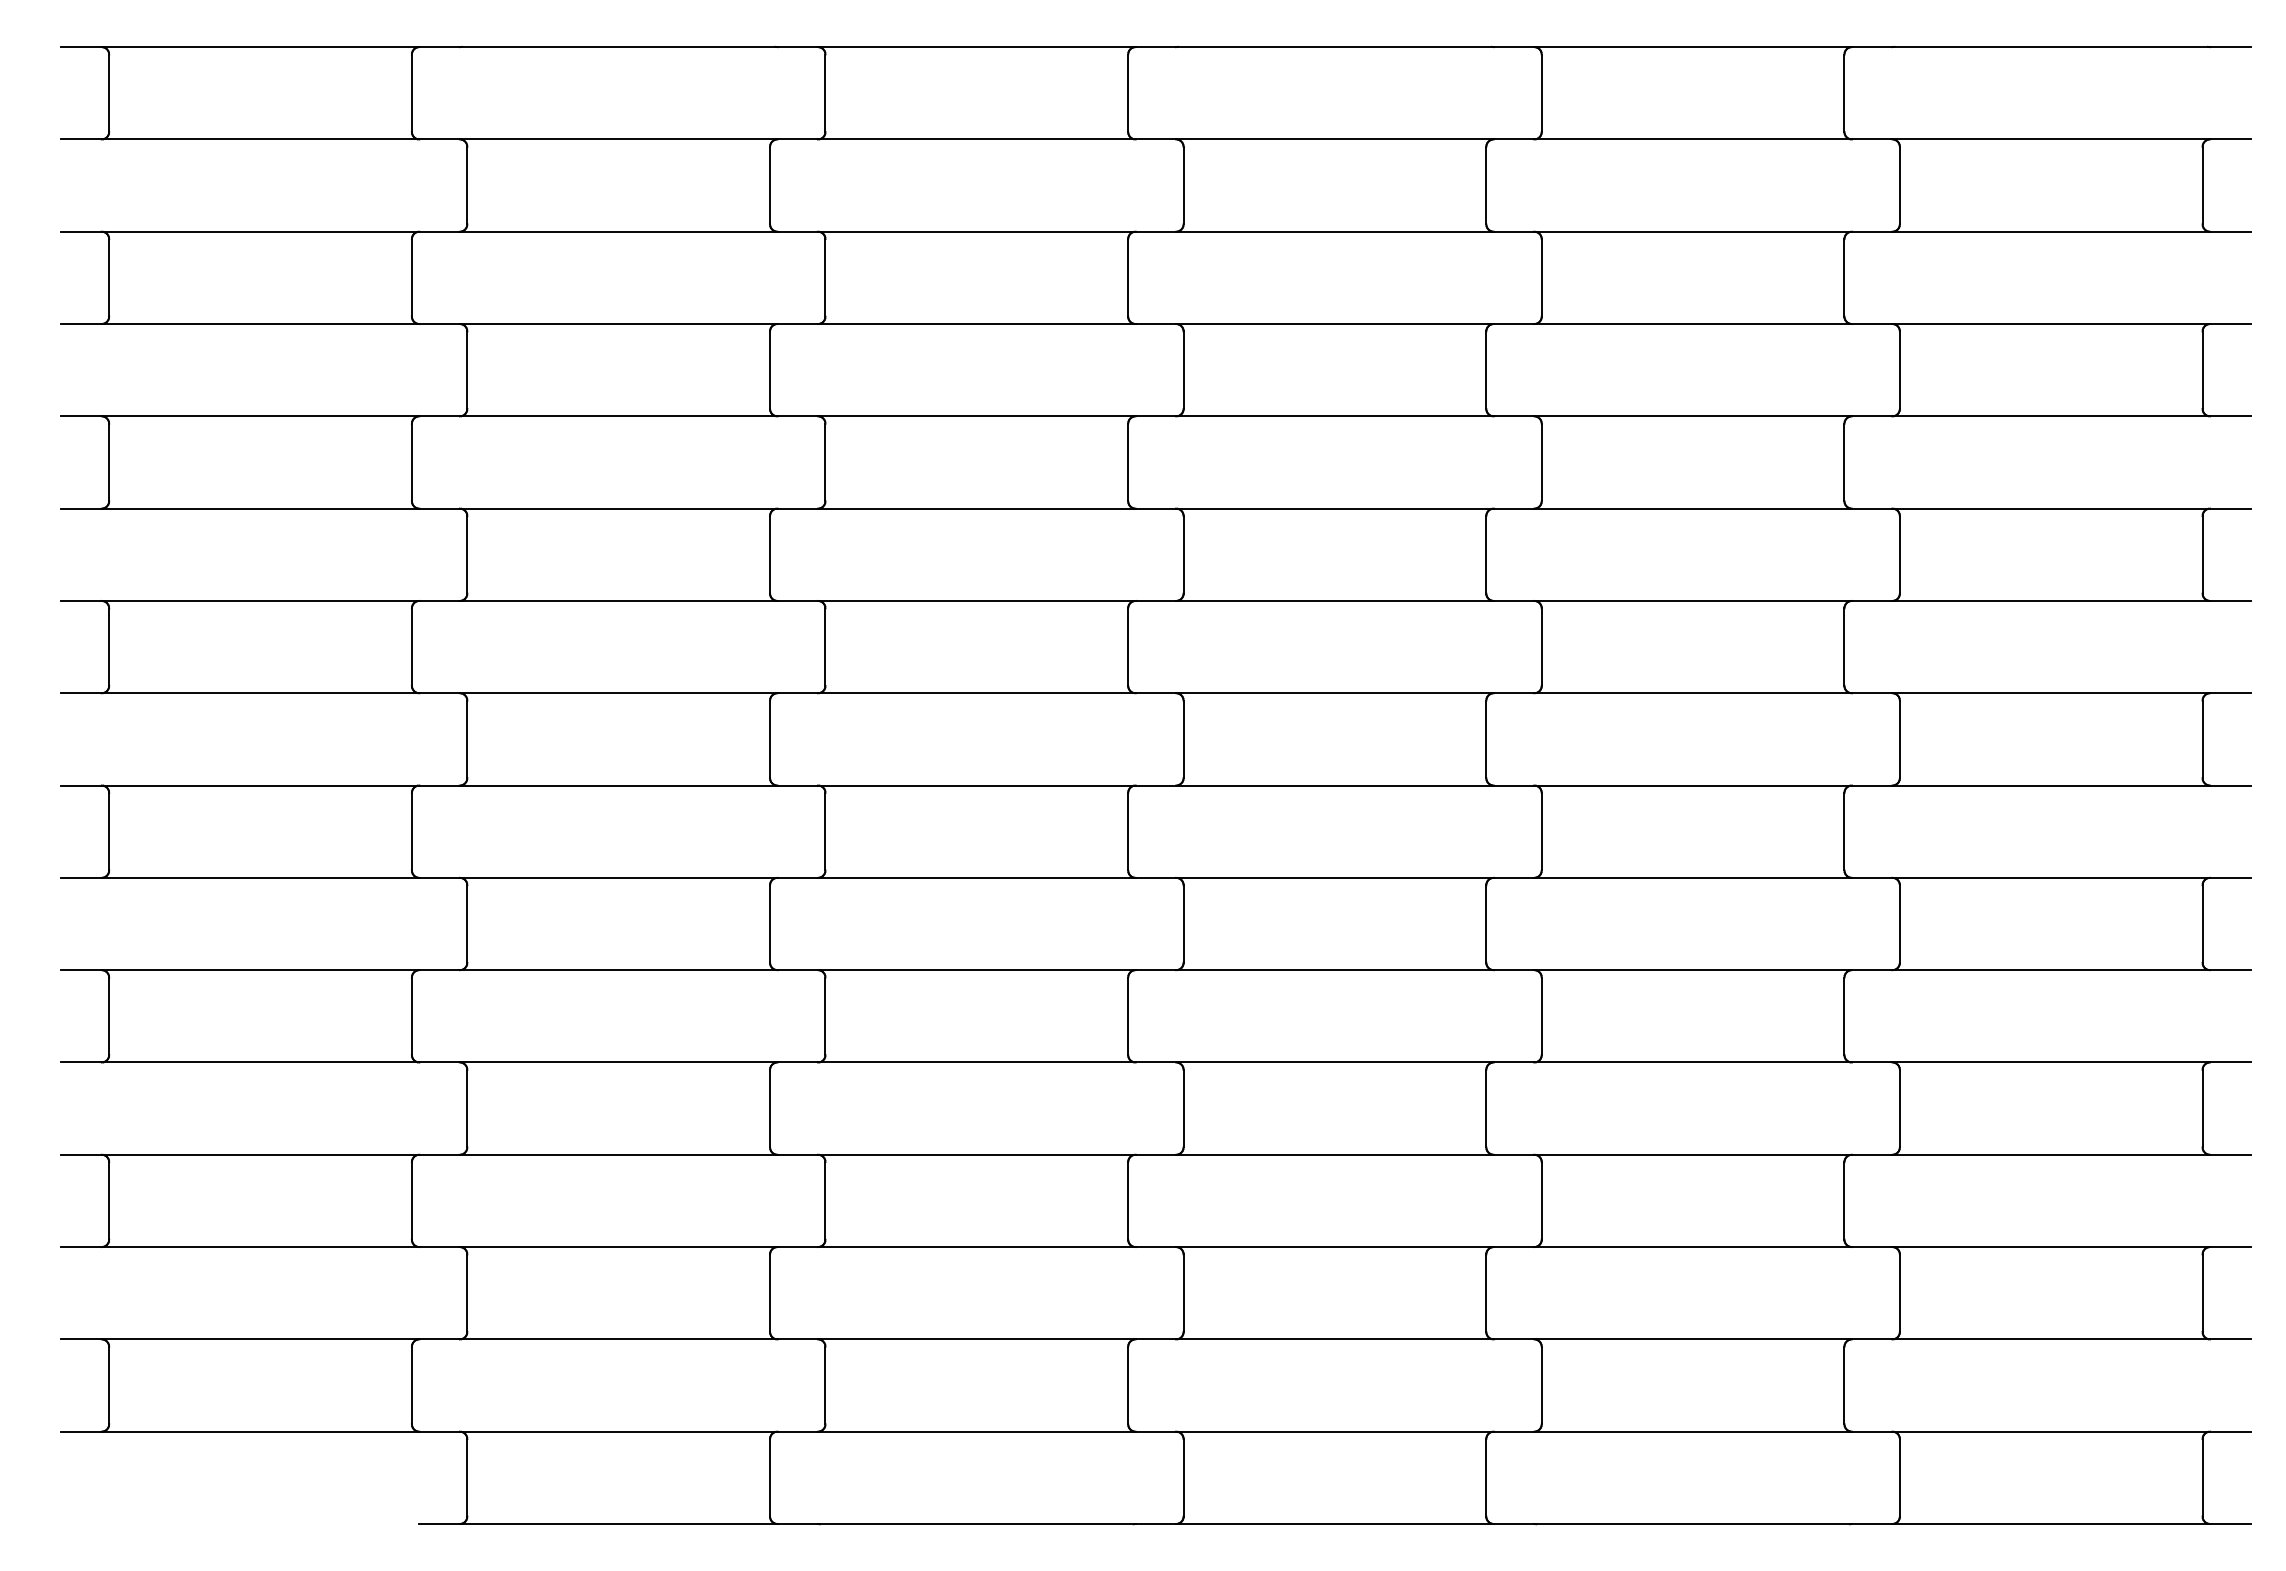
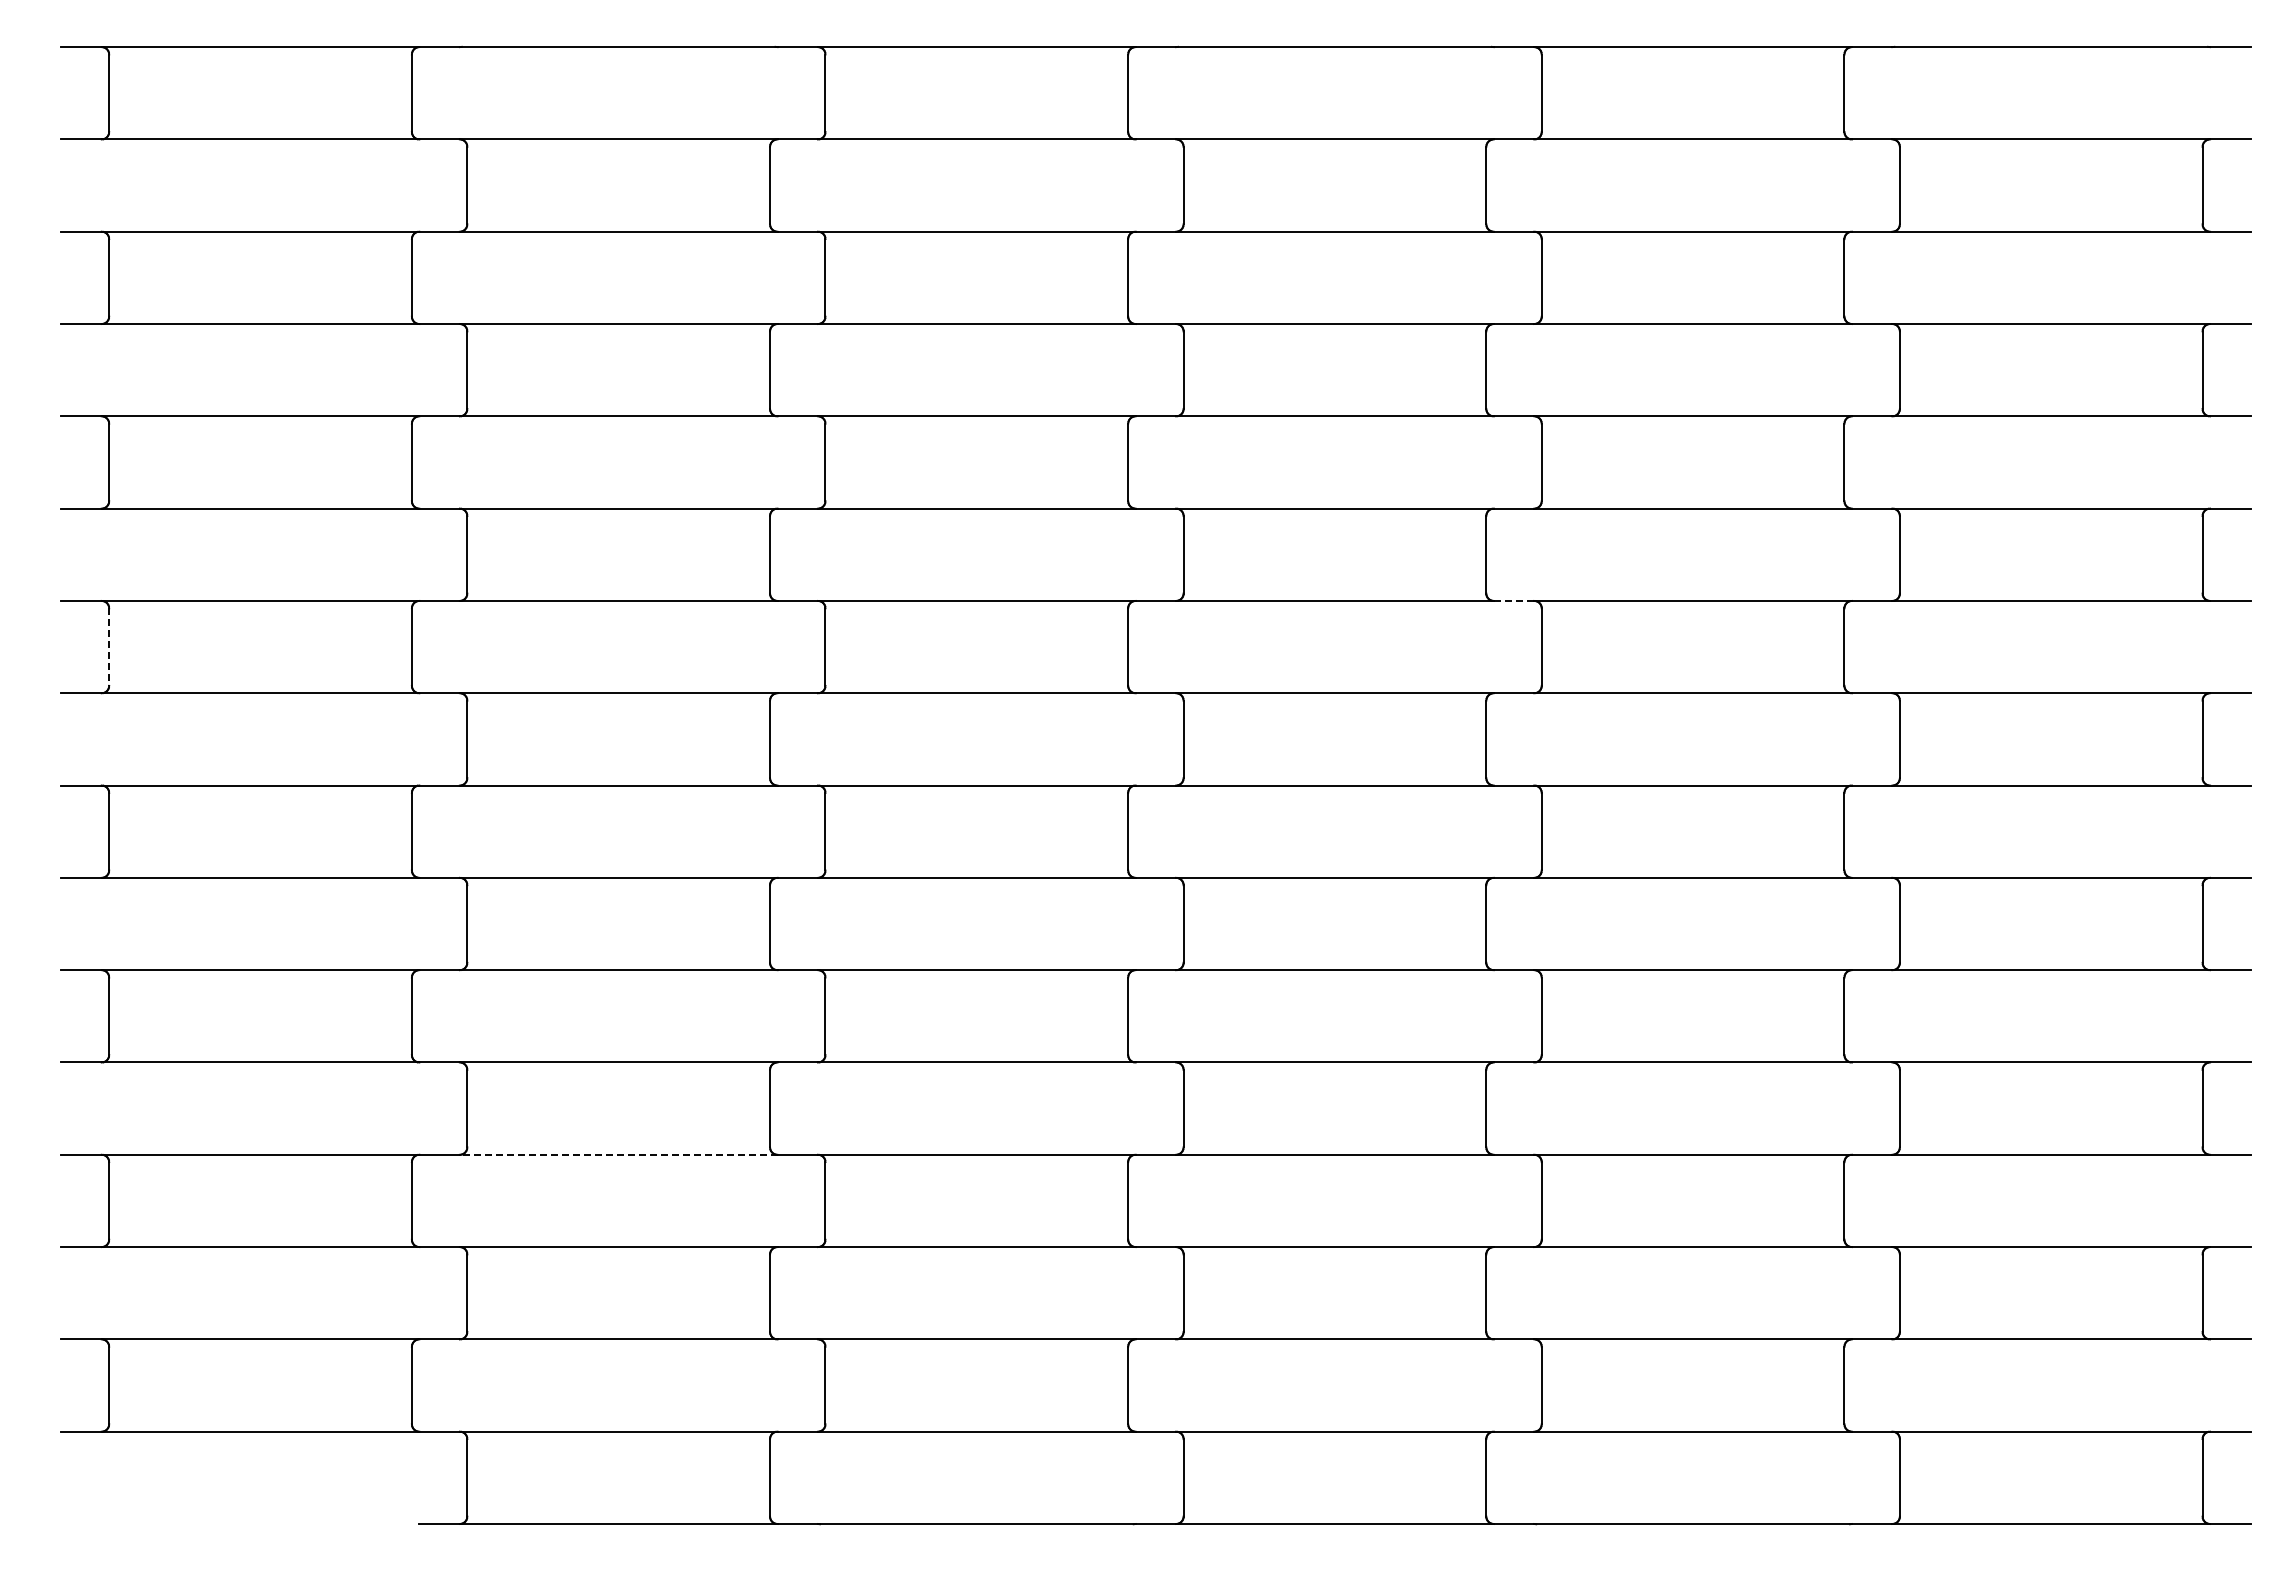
line: solid -> dashed (1514, 600)
line: solid -> dashed (109, 647)
line: solid -> dashed (618, 1154)
